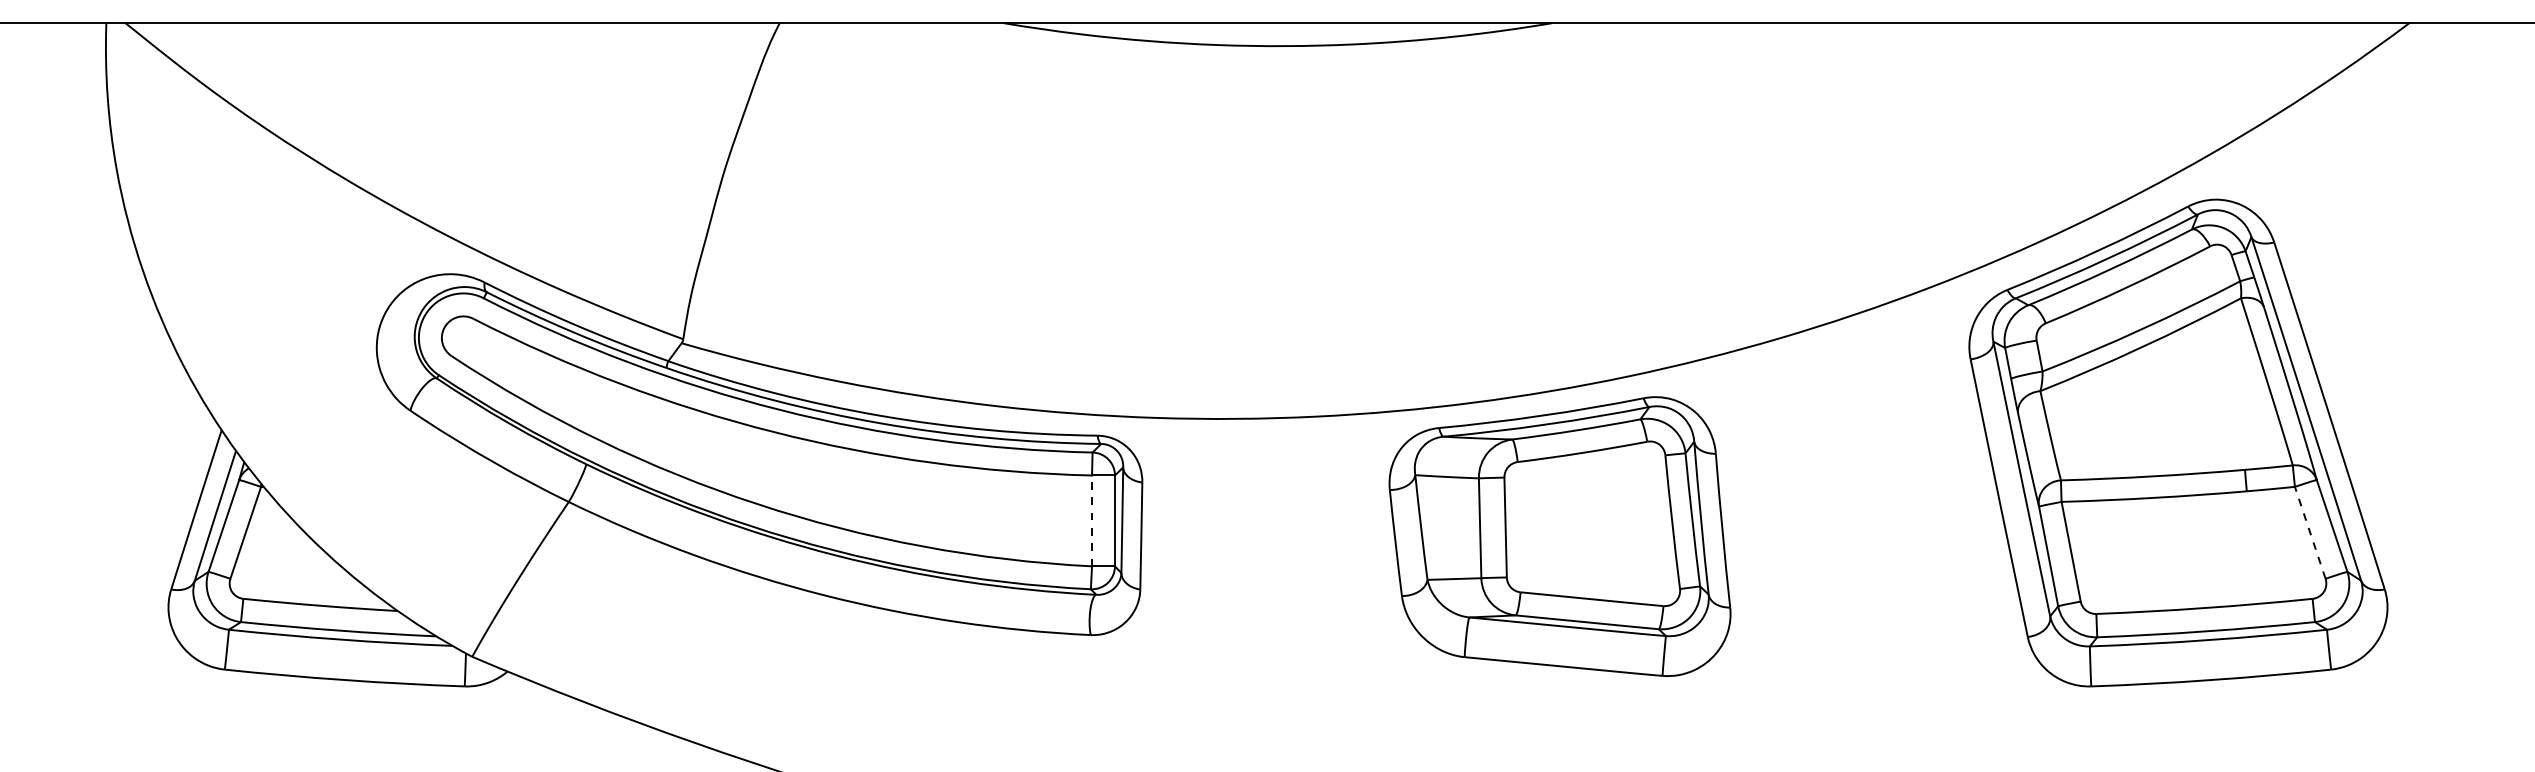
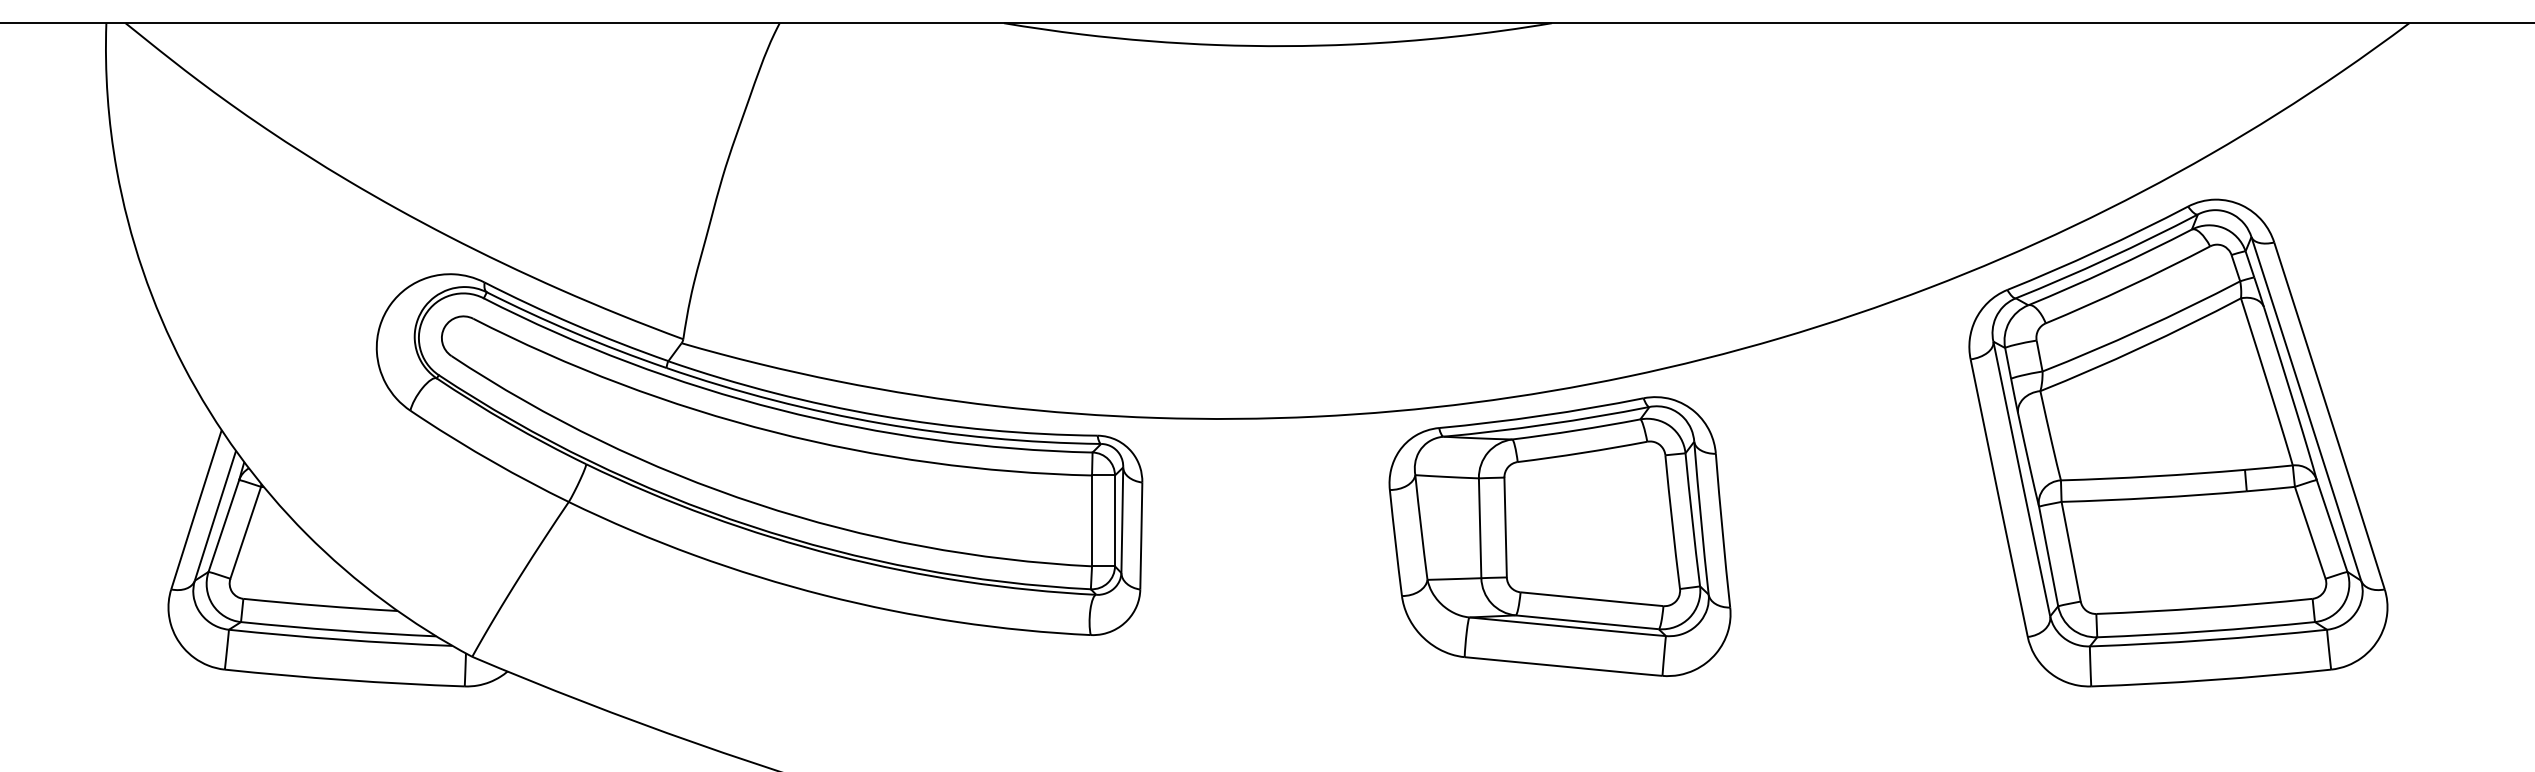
line: dashed -> solid (1092, 520)
line: dashed -> solid (2310, 532)
